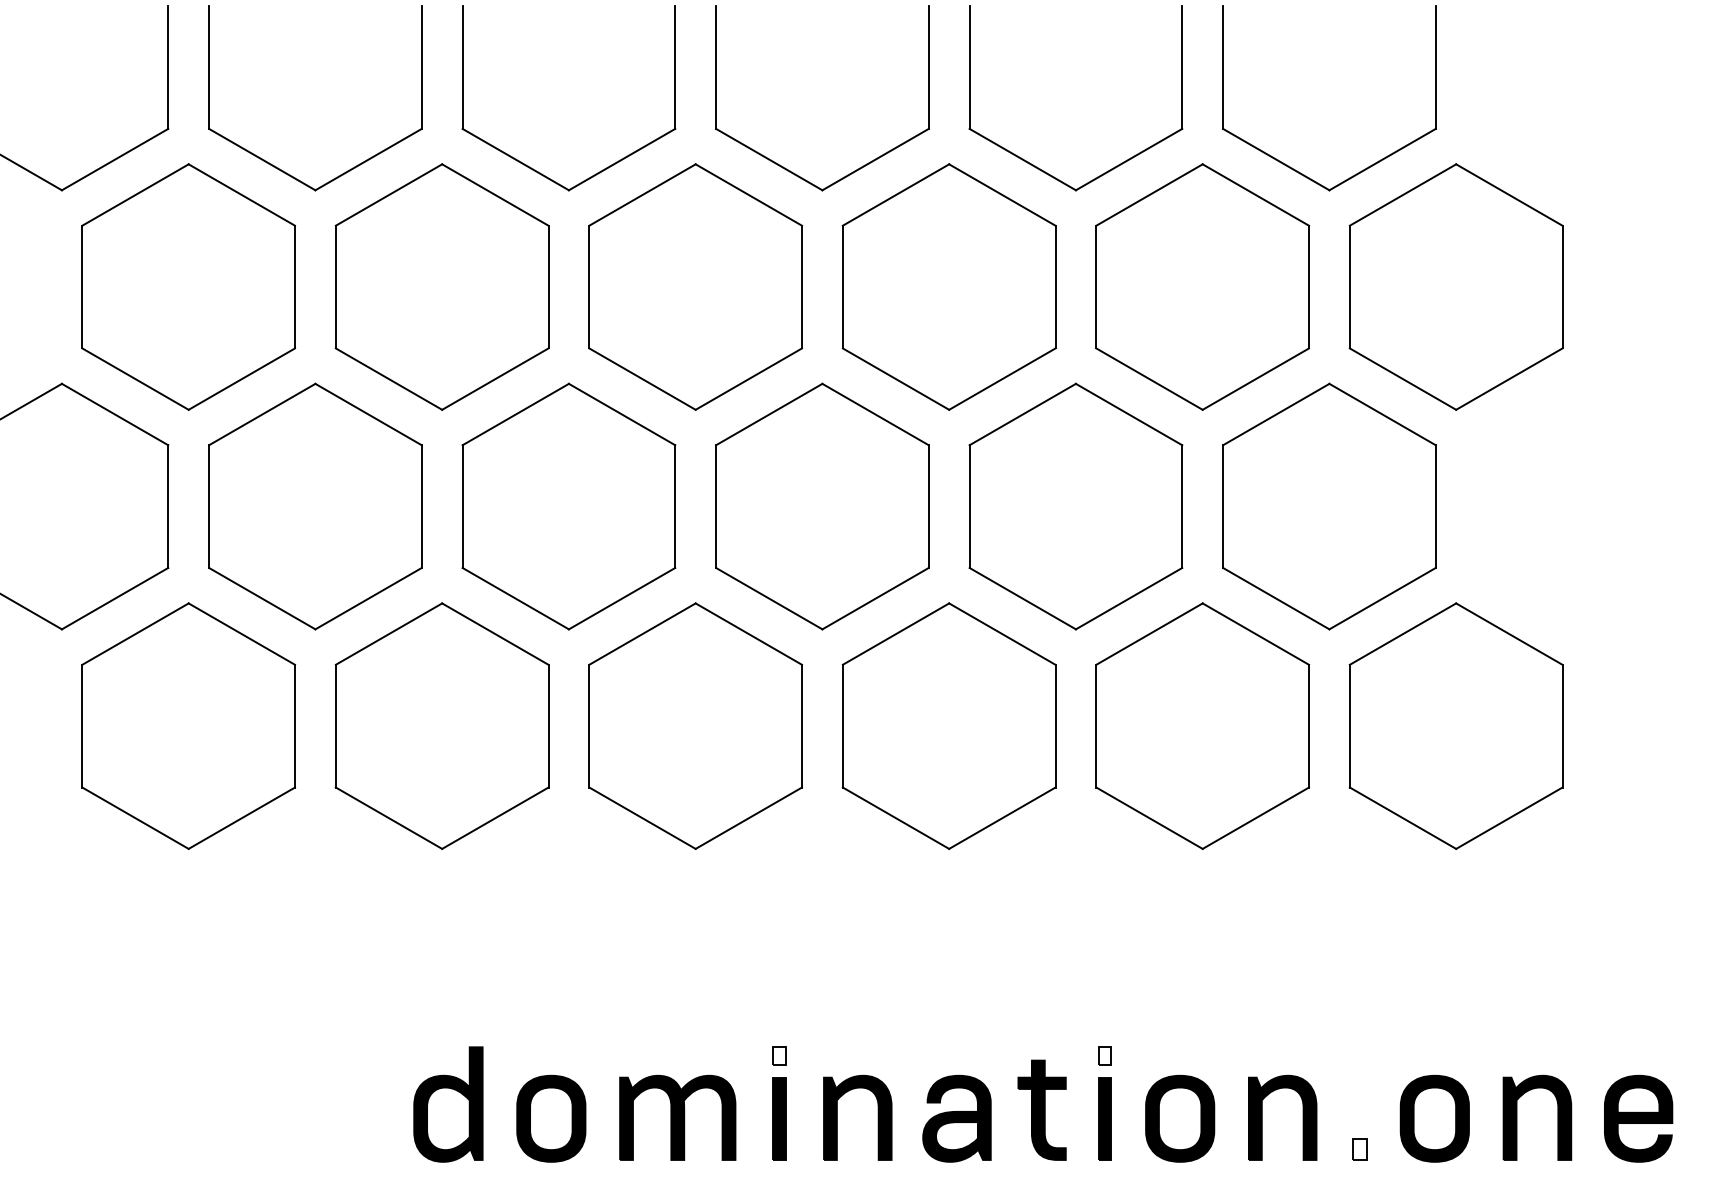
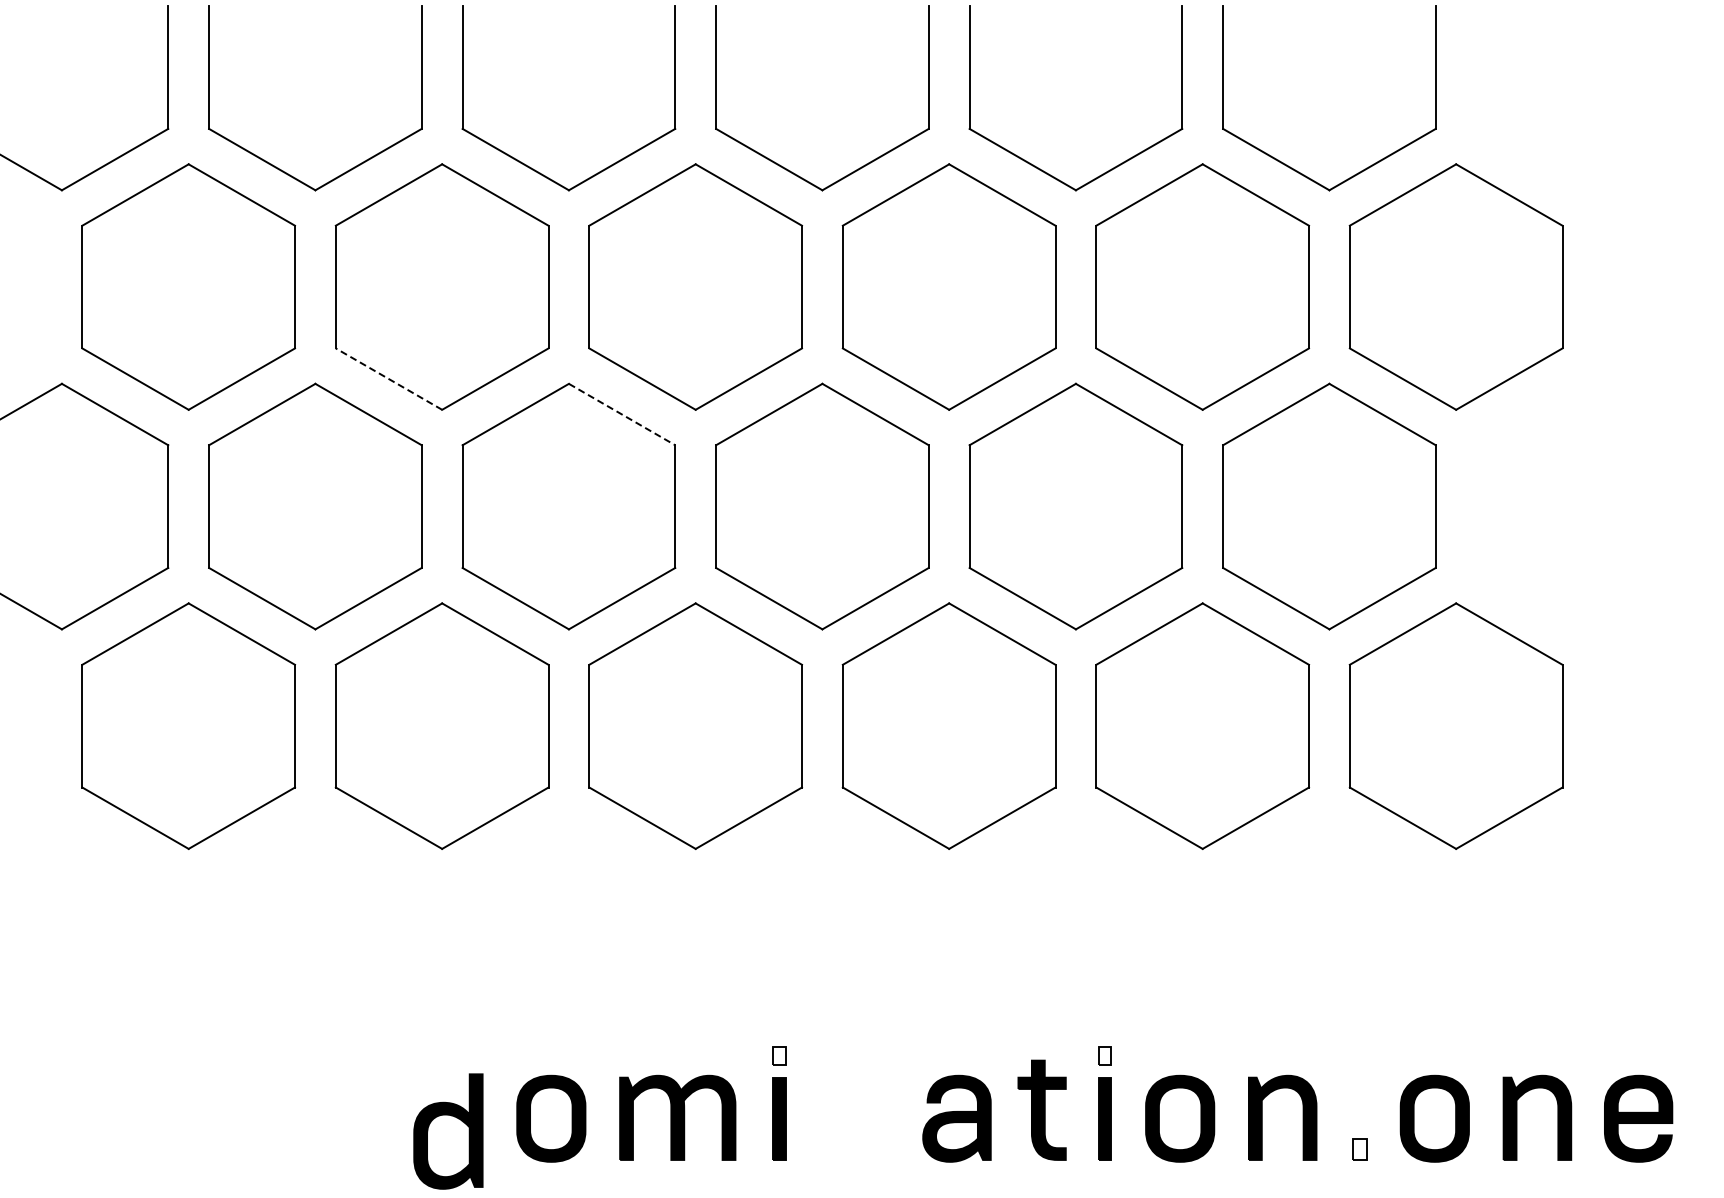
line: solid -> dashed (388, 378)
line: solid -> dashed (622, 414)
part position: (448, 1104) -> (448, 1131) (448, 1131)
part: present -> none (837, 1117)
